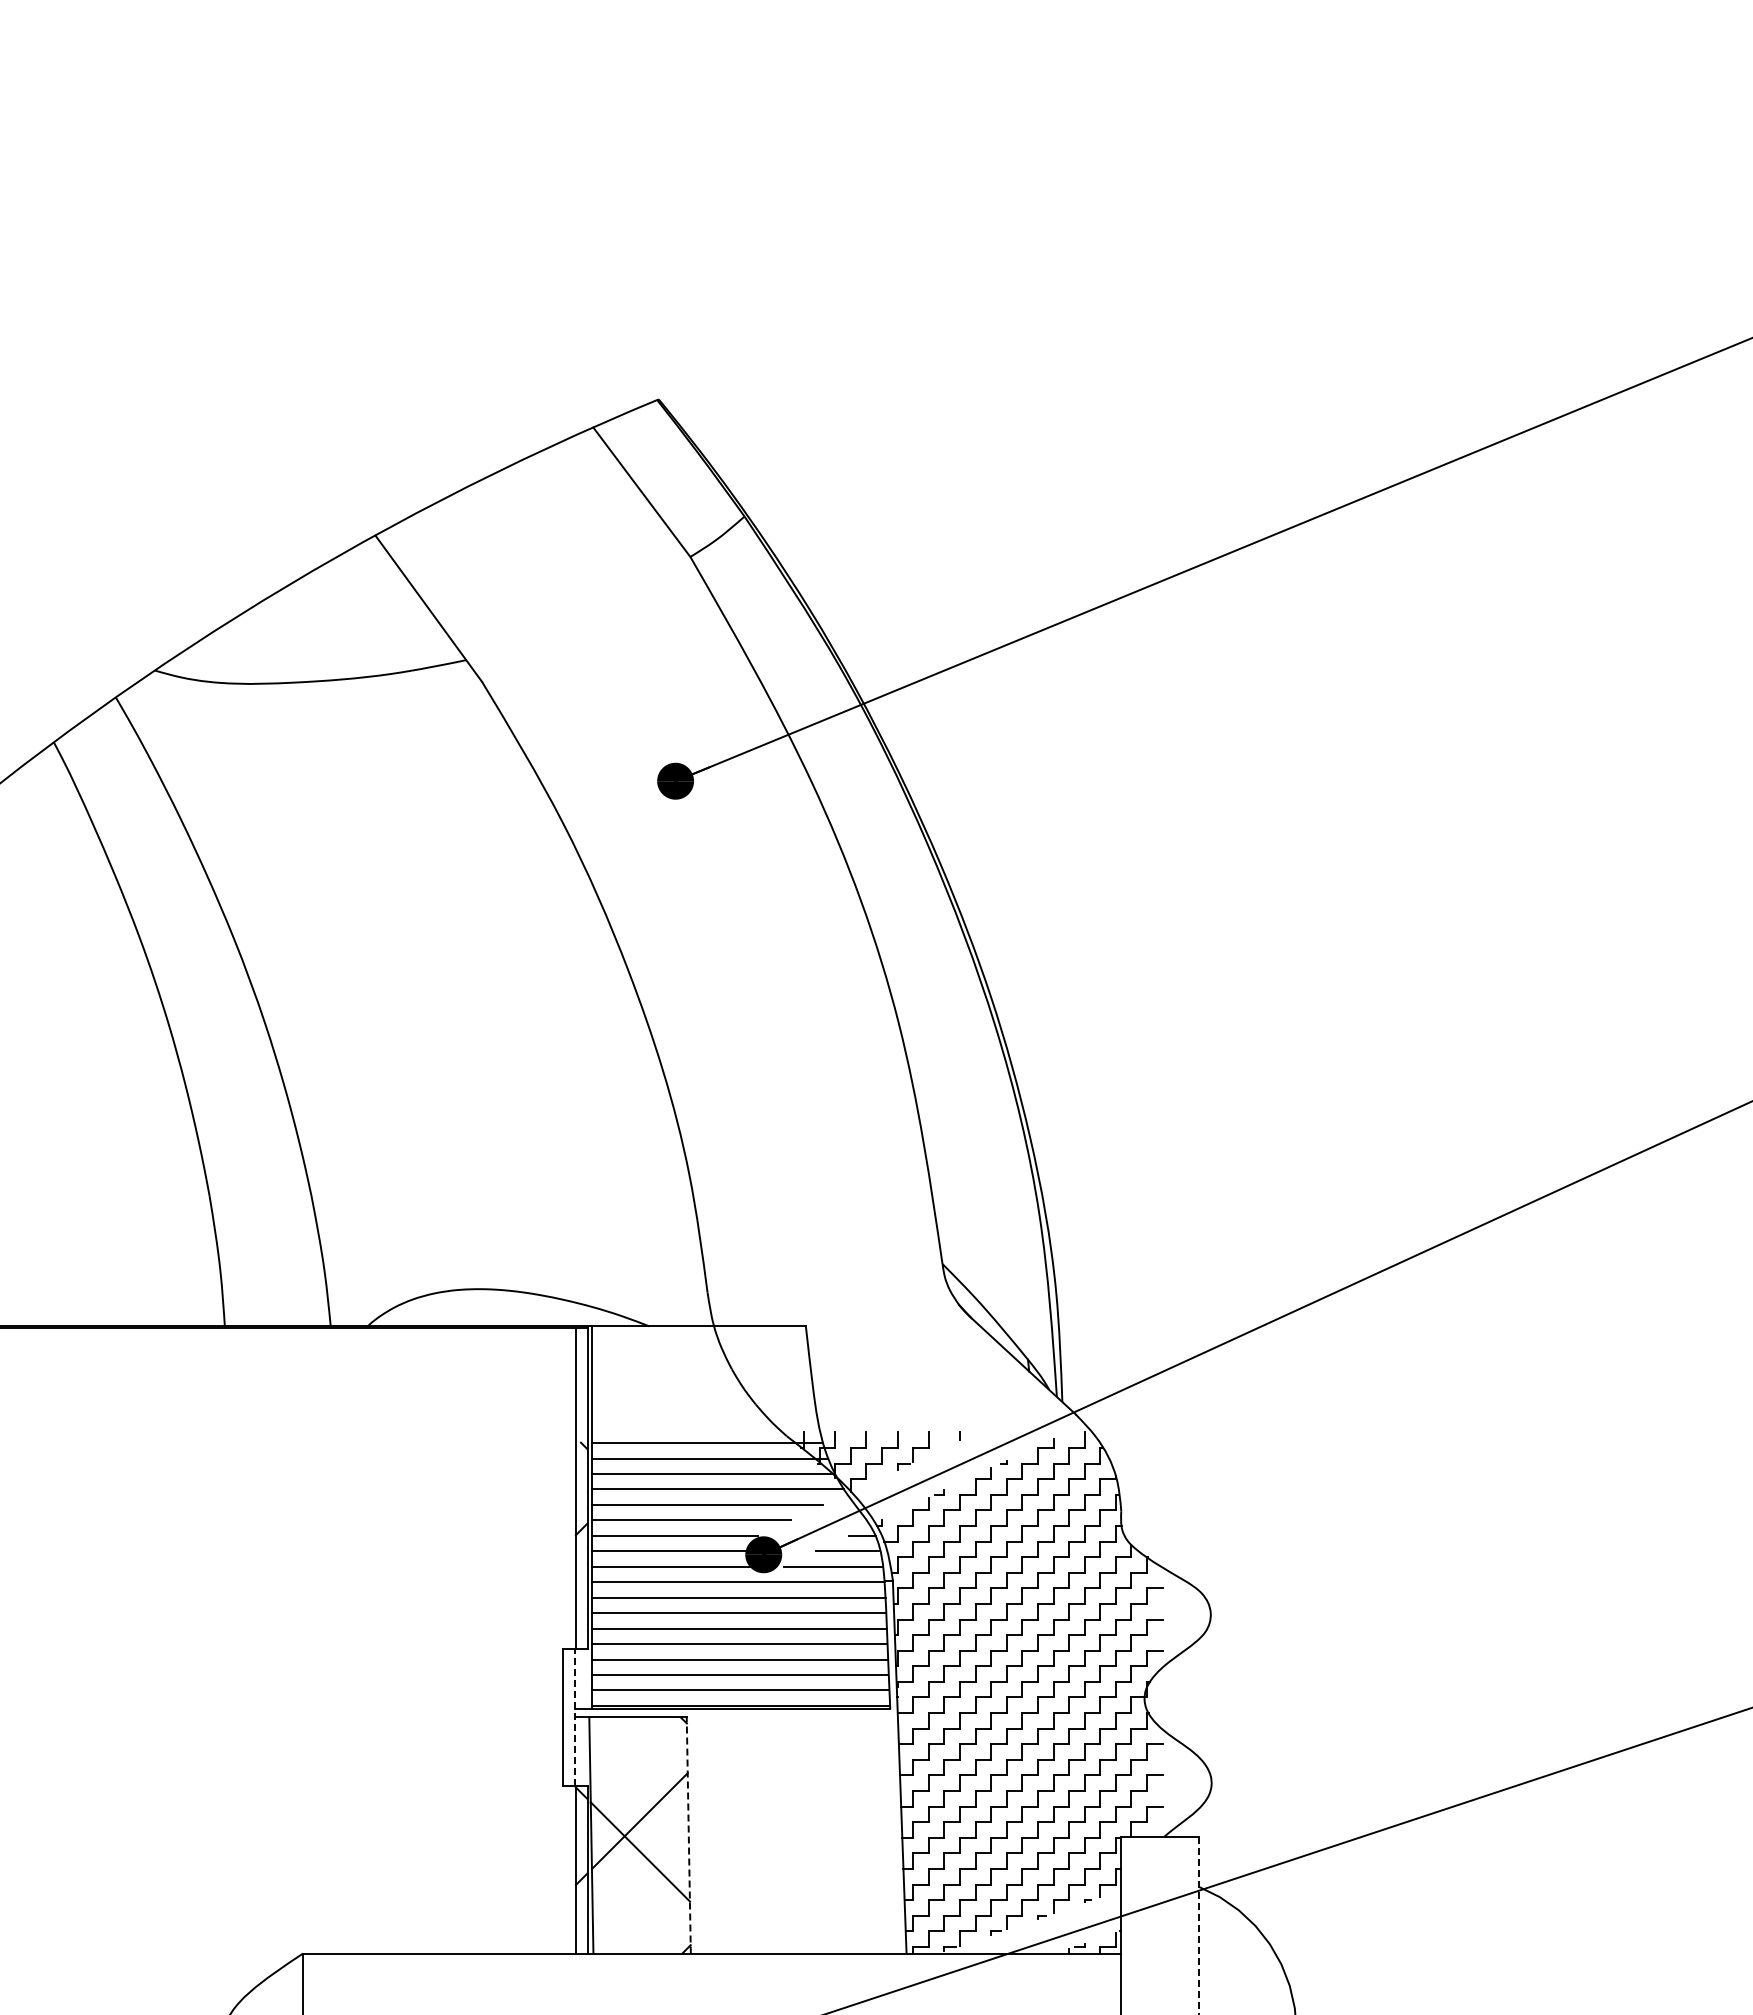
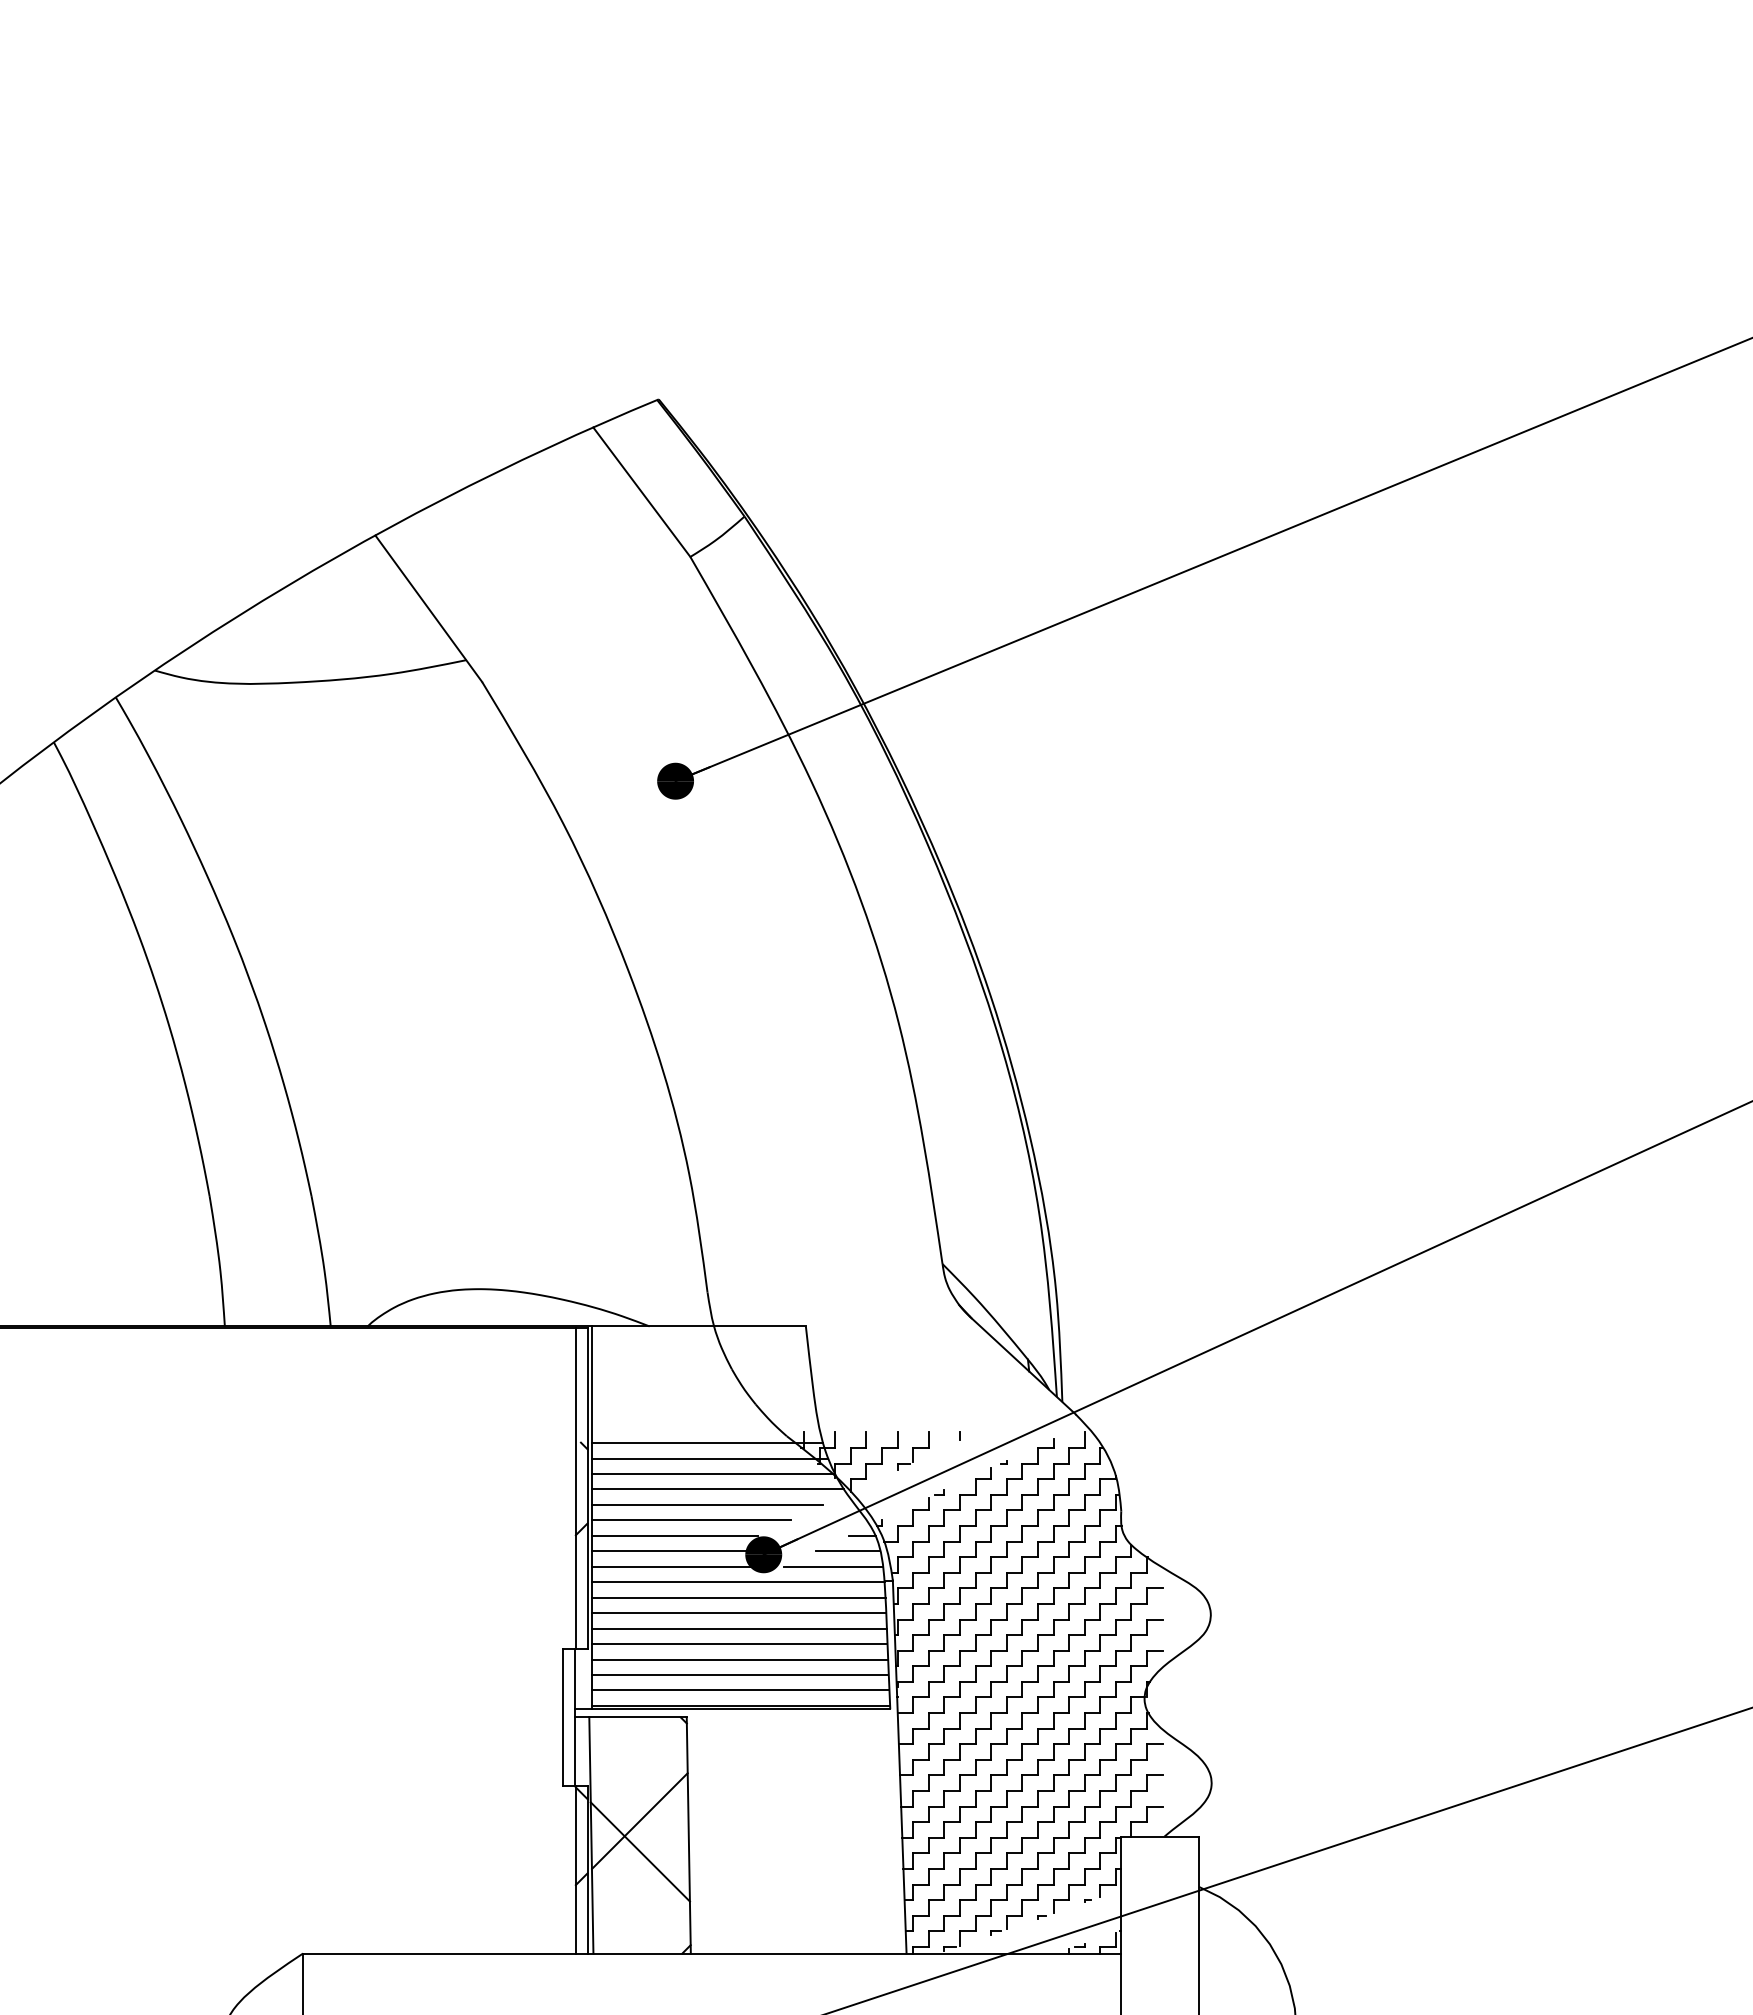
line: dashed -> solid (574, 1716)
line: dashed -> solid (688, 1834)
line: dashed -> solid (1199, 1925)
